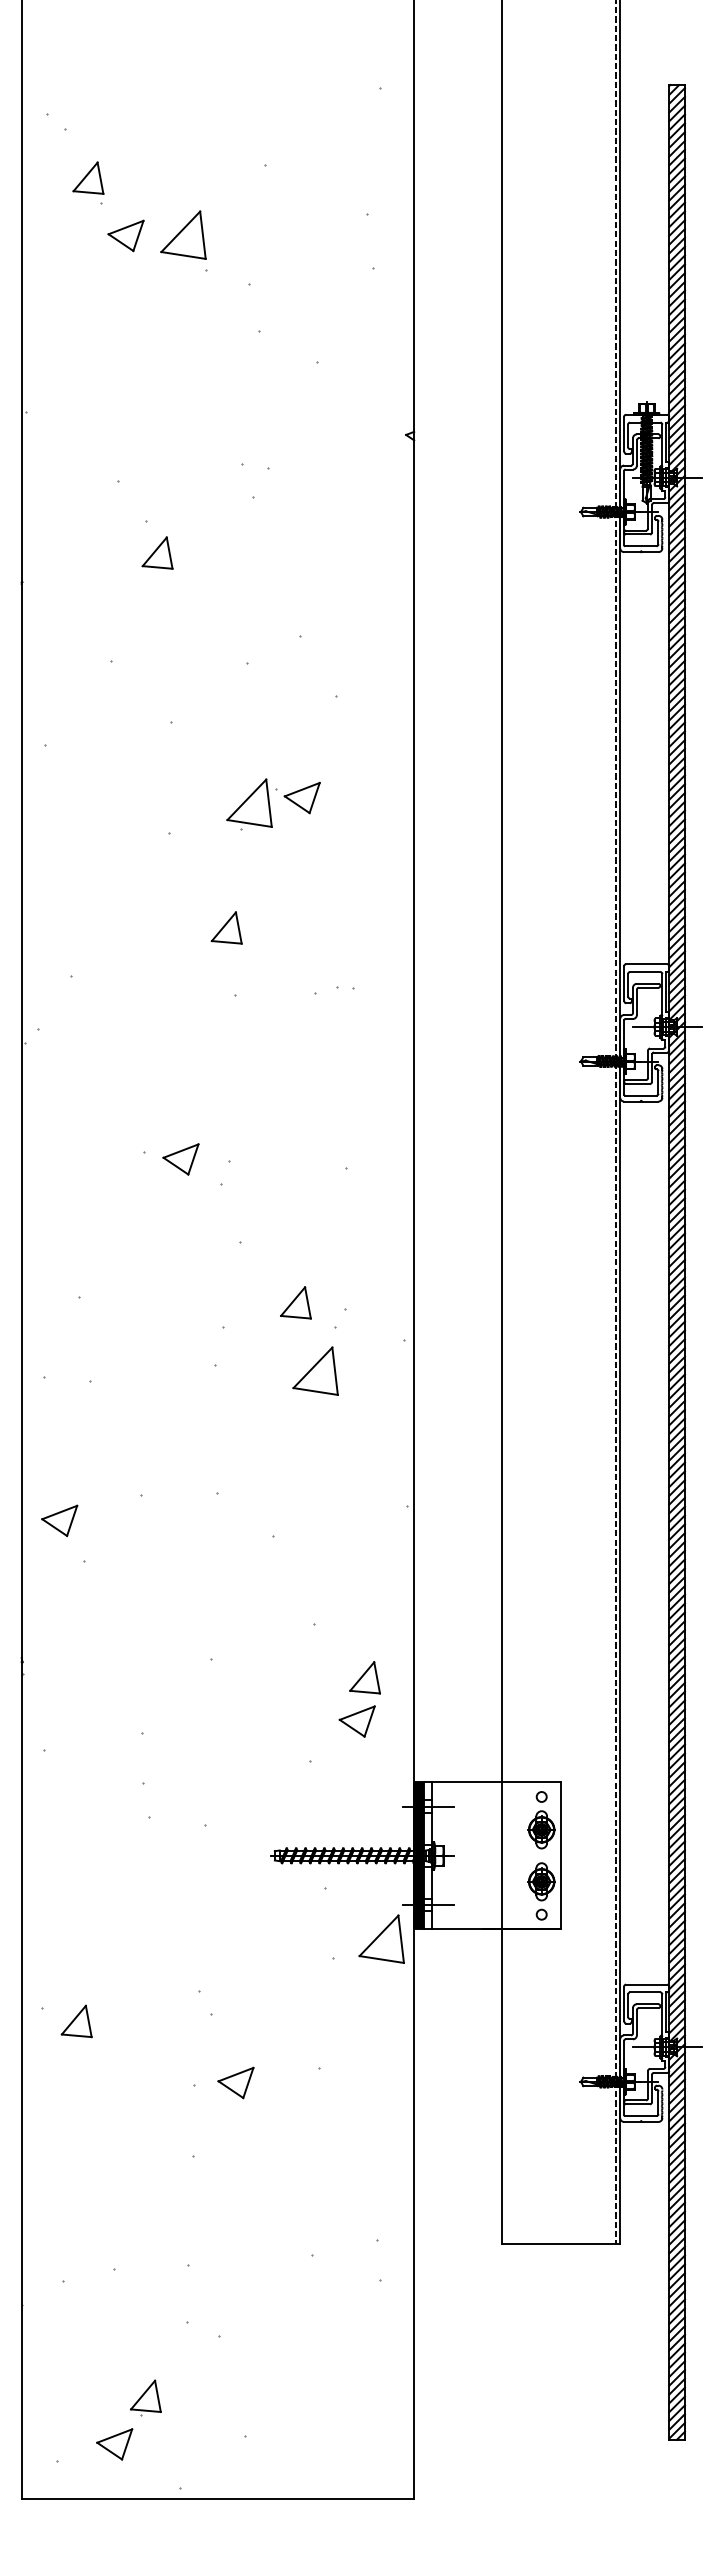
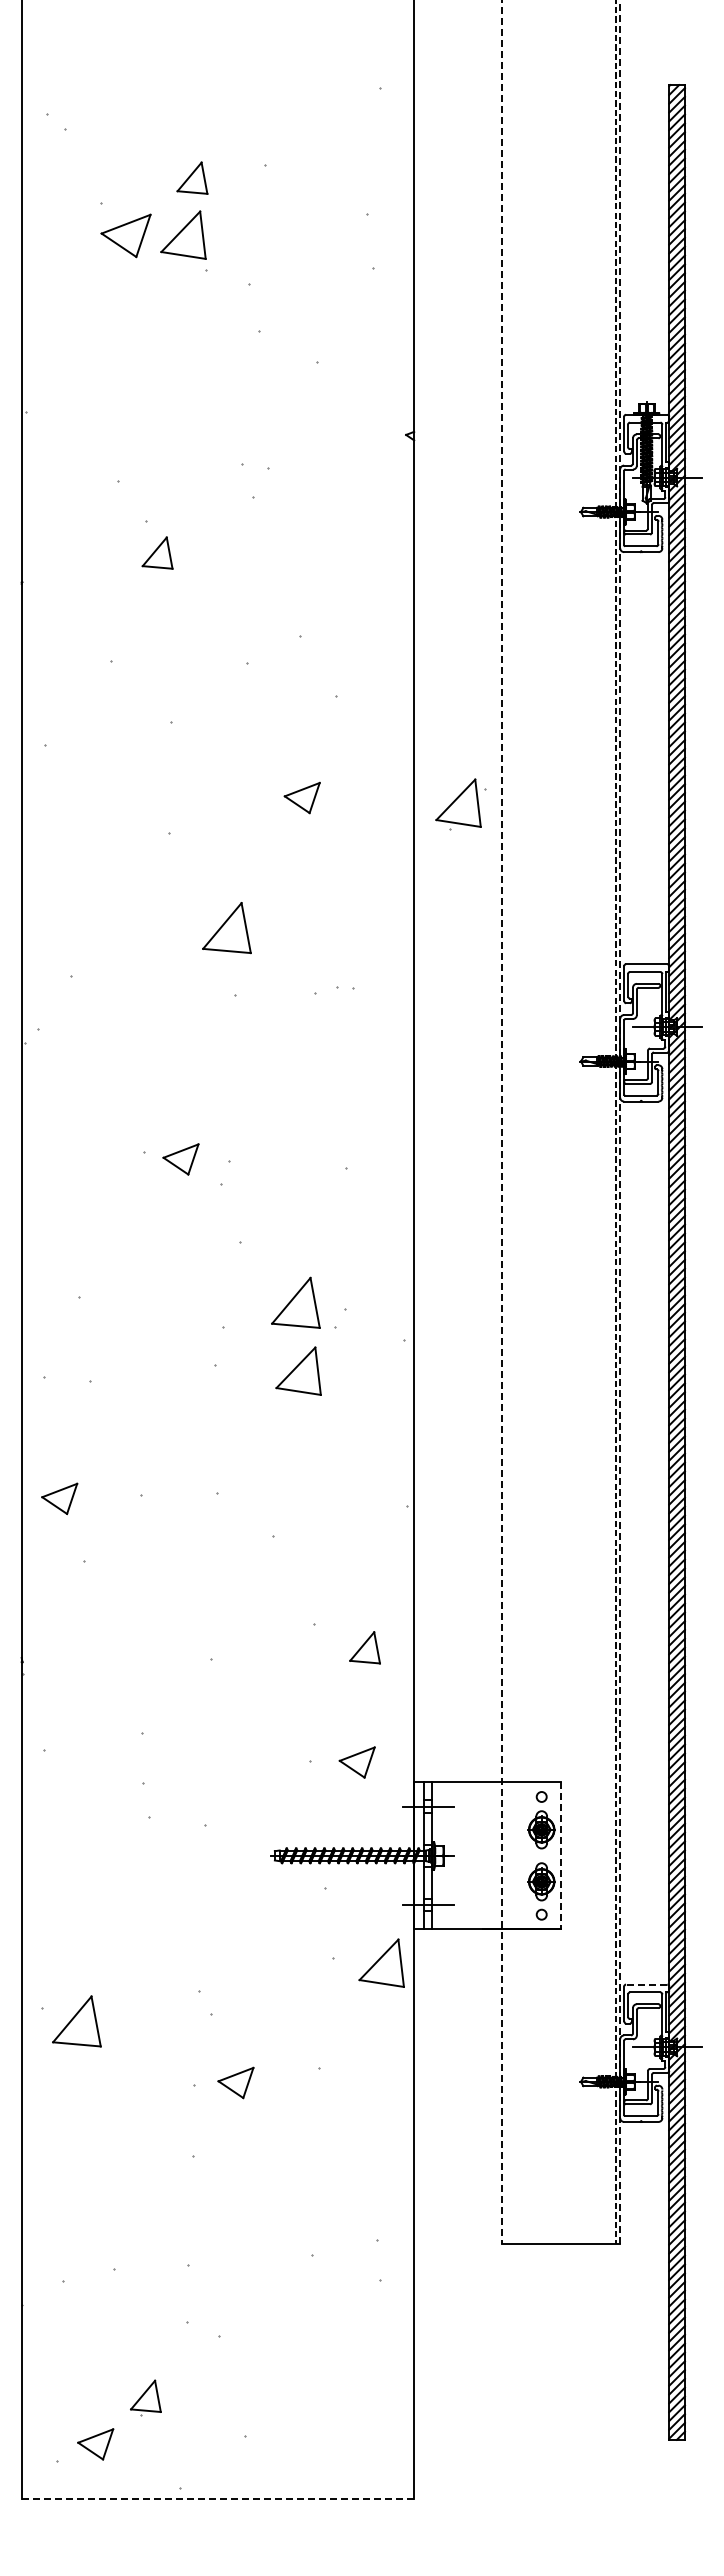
part position: (88, 177) -> (192, 177) (192, 177)
part size: 38x34 px -> 52x46 px (125, 235)
part position: (251, 804) -> (460, 804) (460, 804)
part size: 33x34 px -> 50x53 px (226, 928)
line: solid -> dashed (620, 1121)
line: solid -> dashed (502, 1122)
part size: 32x34 px -> 50x53 px (295, 1302)
part position: (315, 1370) -> (298, 1370) (298, 1370)
part position: (59, 1520) -> (59, 1498) (59, 1498)
part position: (364, 1677) -> (364, 1647) (364, 1647)
part position: (356, 1721) -> (356, 1762) (356, 1762)
fill: present -> none (418, 1855)
line: solid -> dashed (561, 1855)
part position: (381, 1938) -> (381, 1962) (381, 1962)
line: solid -> dashed (646, 1984)
part size: 33x35 px -> 50x53 px (76, 2021)
part position: (114, 2444) -> (95, 2444) (95, 2444)
line: solid -> dashed (218, 2498)
